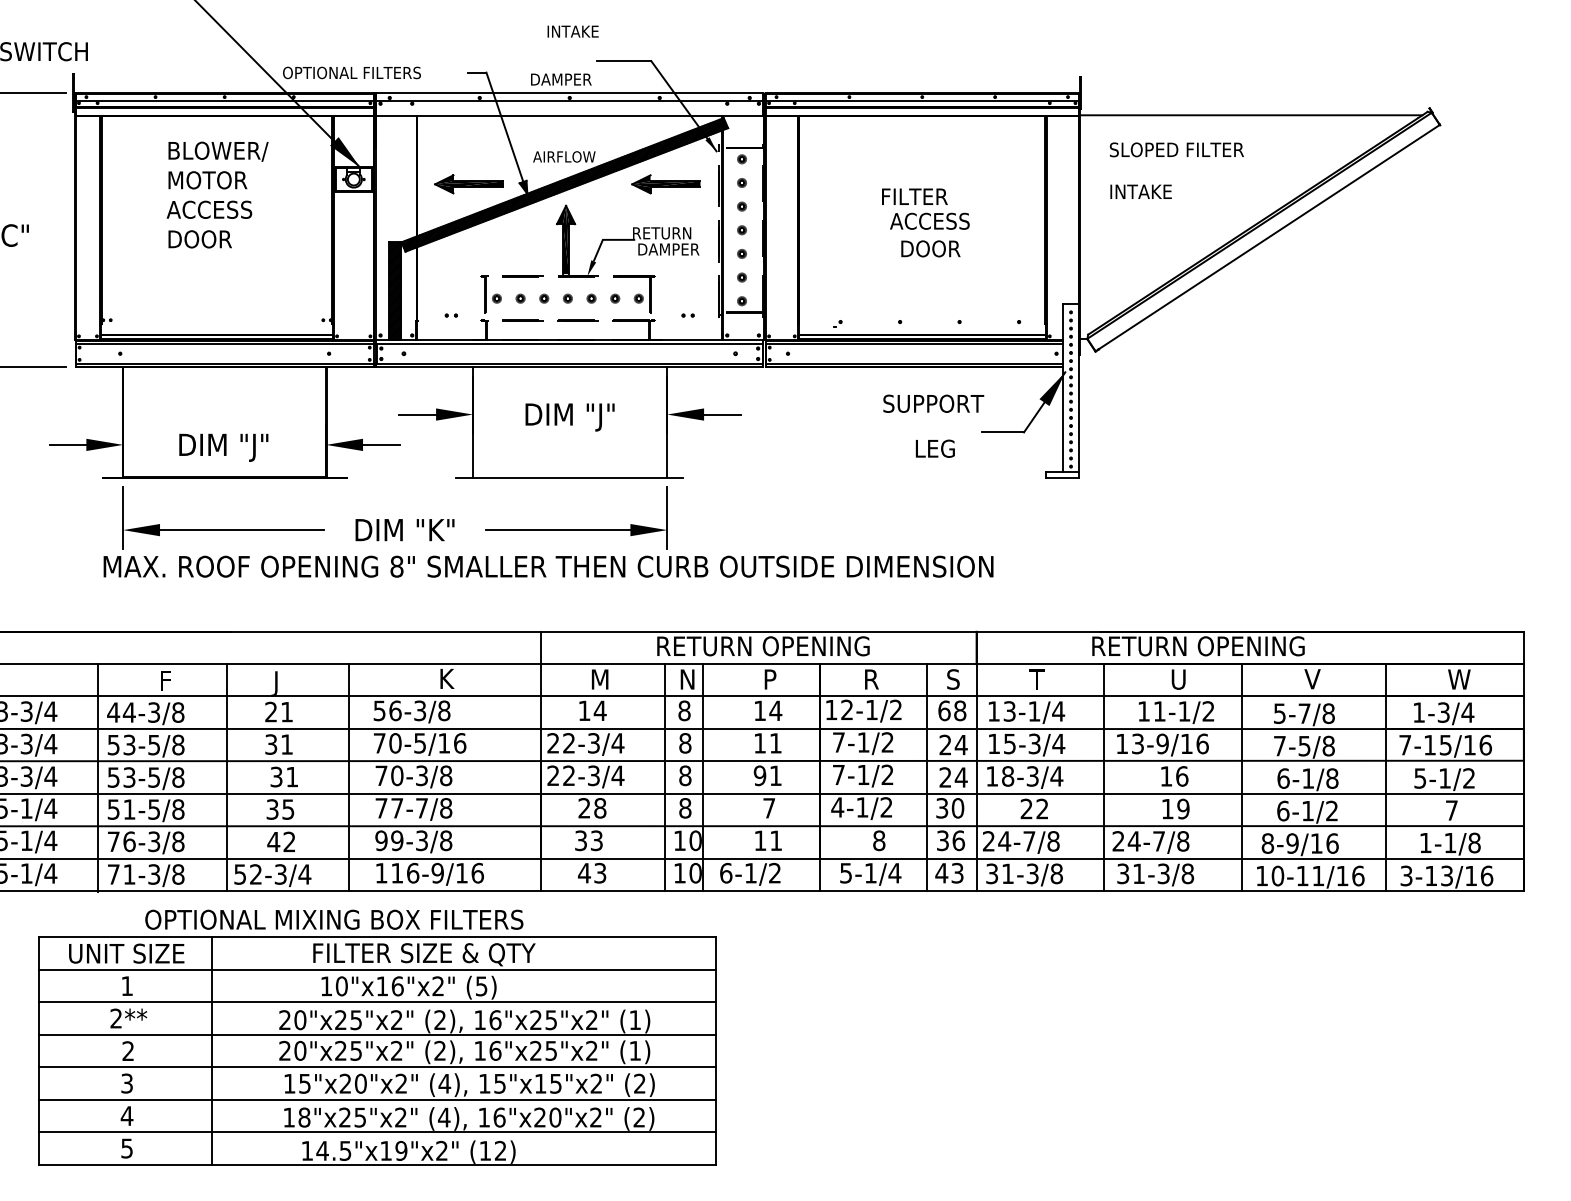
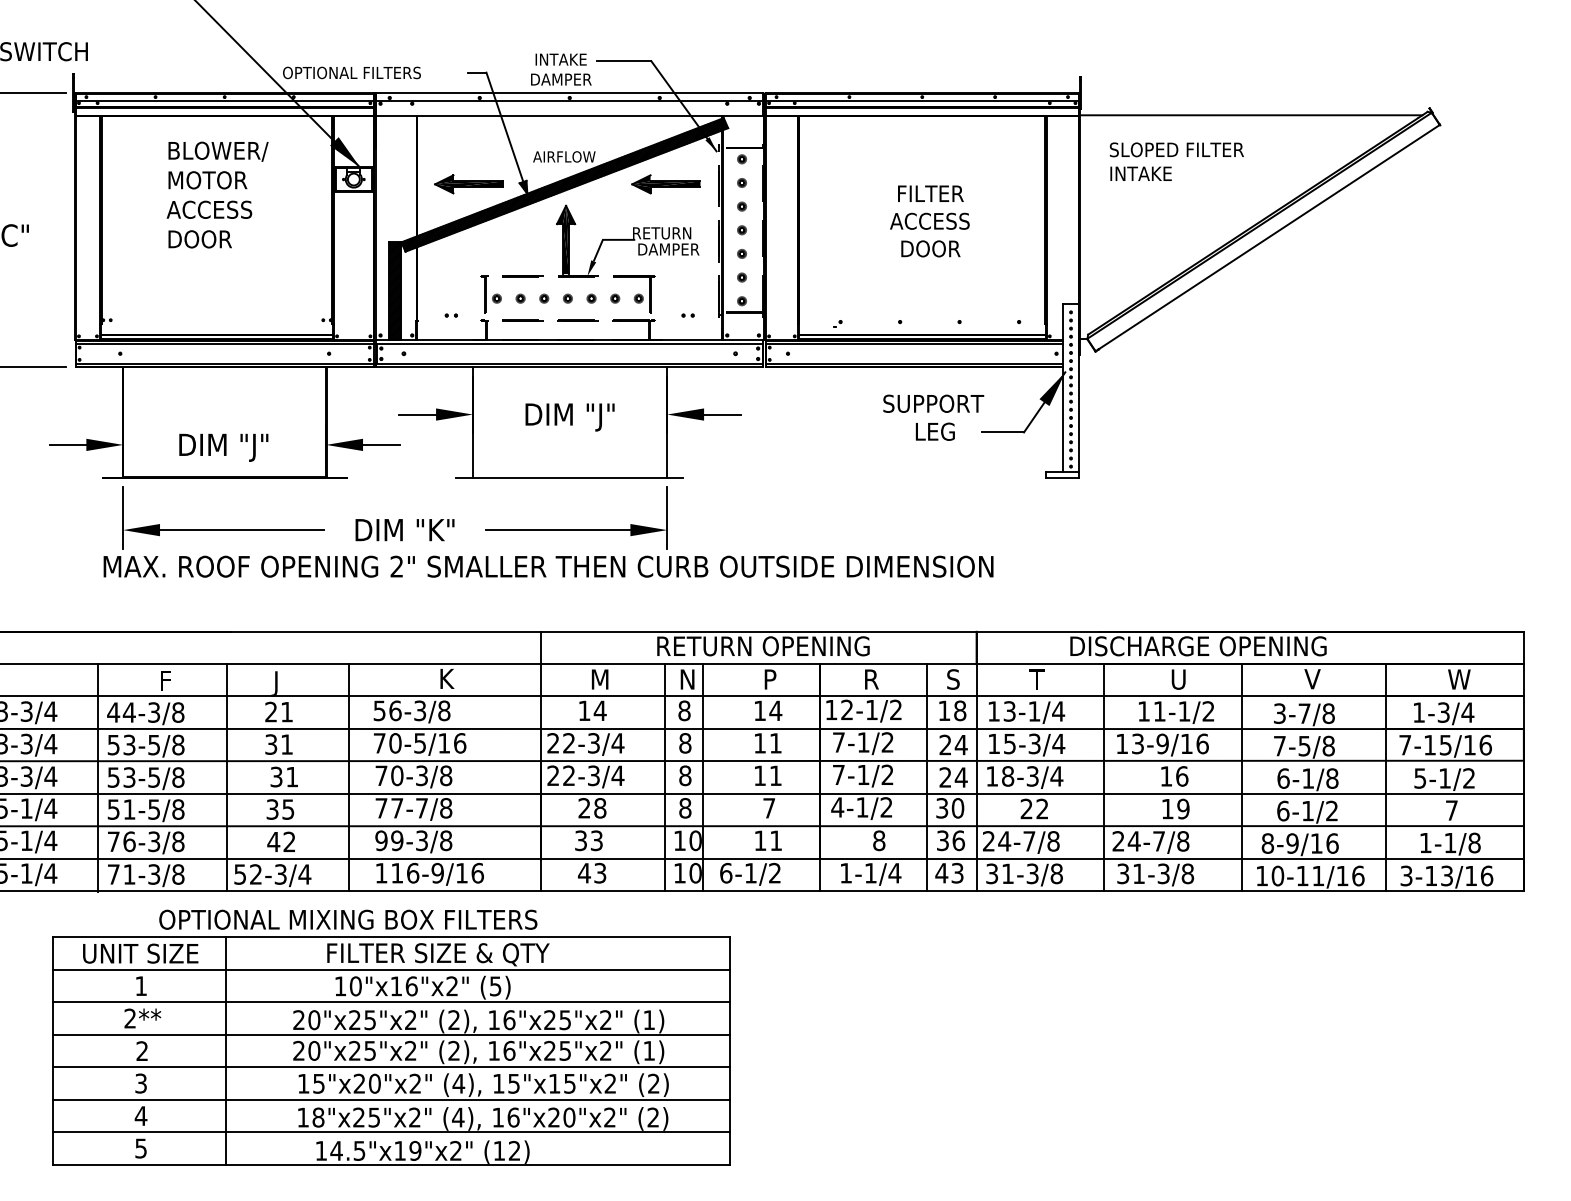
text position: (572, 31) -> (560, 59) (560, 59)
text position: (1140, 191) -> (1140, 173) (1140, 173)
text position: (914, 196) -> (930, 193) (930, 193)
text position: (934, 448) -> (934, 431) (934, 431)
text: 8" -> 2" (396, 566)
text: RETURN OPENING -> DISCHARGE OPENING (1198, 646)
text: 68 -> 18 (944, 710)
text: 5-7/8 -> 3-7/8 (1279, 713)
text: 91 -> 11 (759, 775)
text: 5-1/4 -> 1-1/4 (845, 873)
part position: (377, 1037) -> (391, 1037) (391, 1037)
